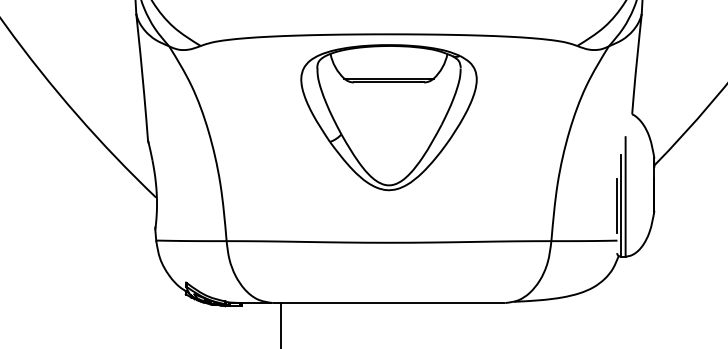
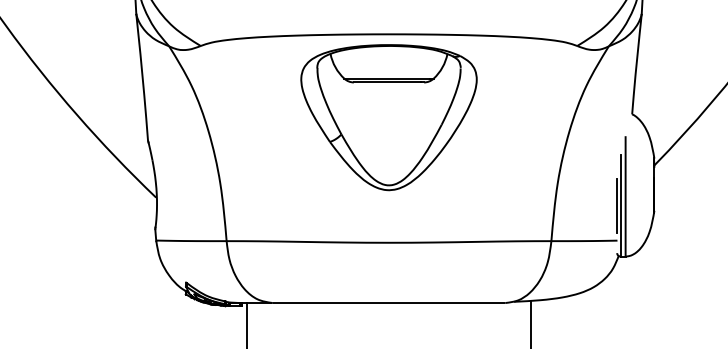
line: none -> present (531, 322)
line position: (280, 324) -> (246, 324) (246, 324)
